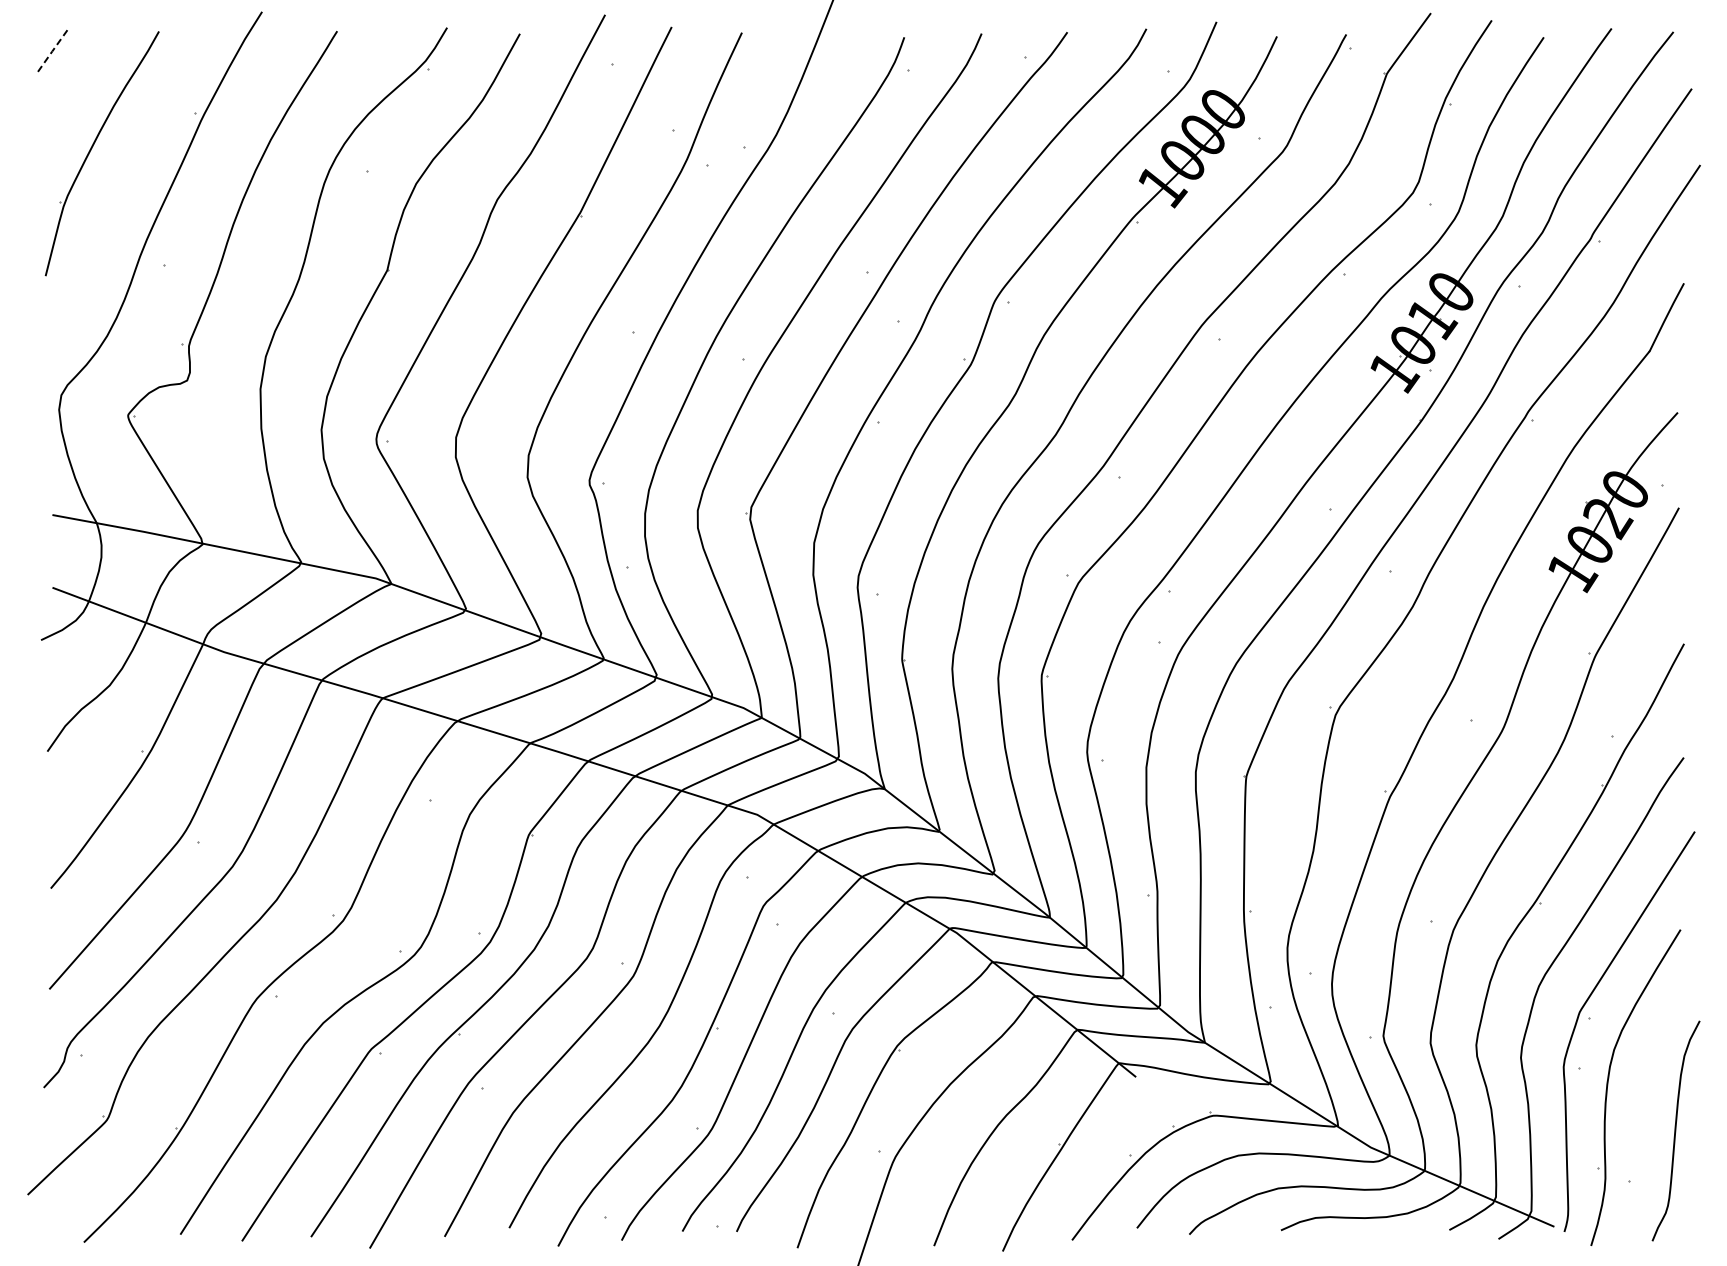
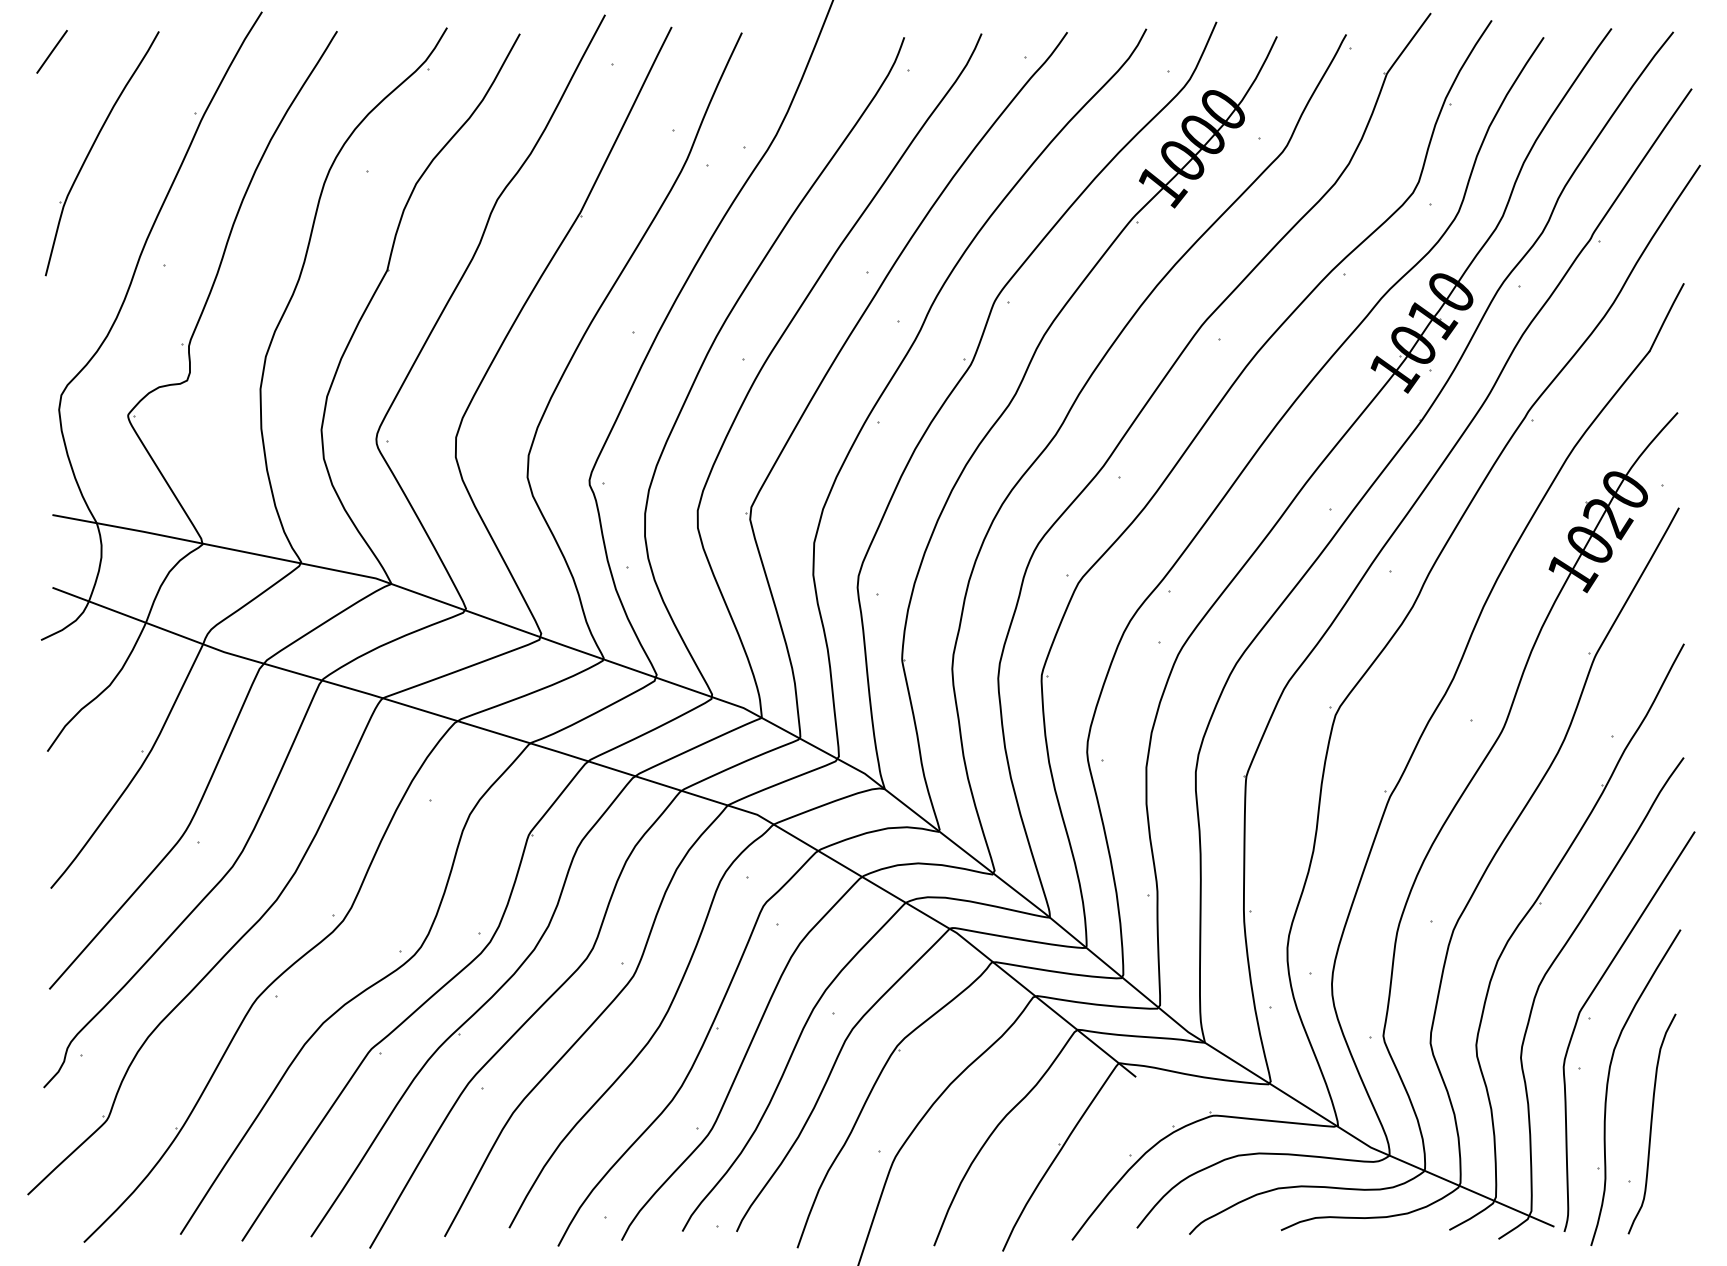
line: dashed -> solid (52, 51)
curve position: (1675, 1130) -> (1651, 1123) (1651, 1123)
